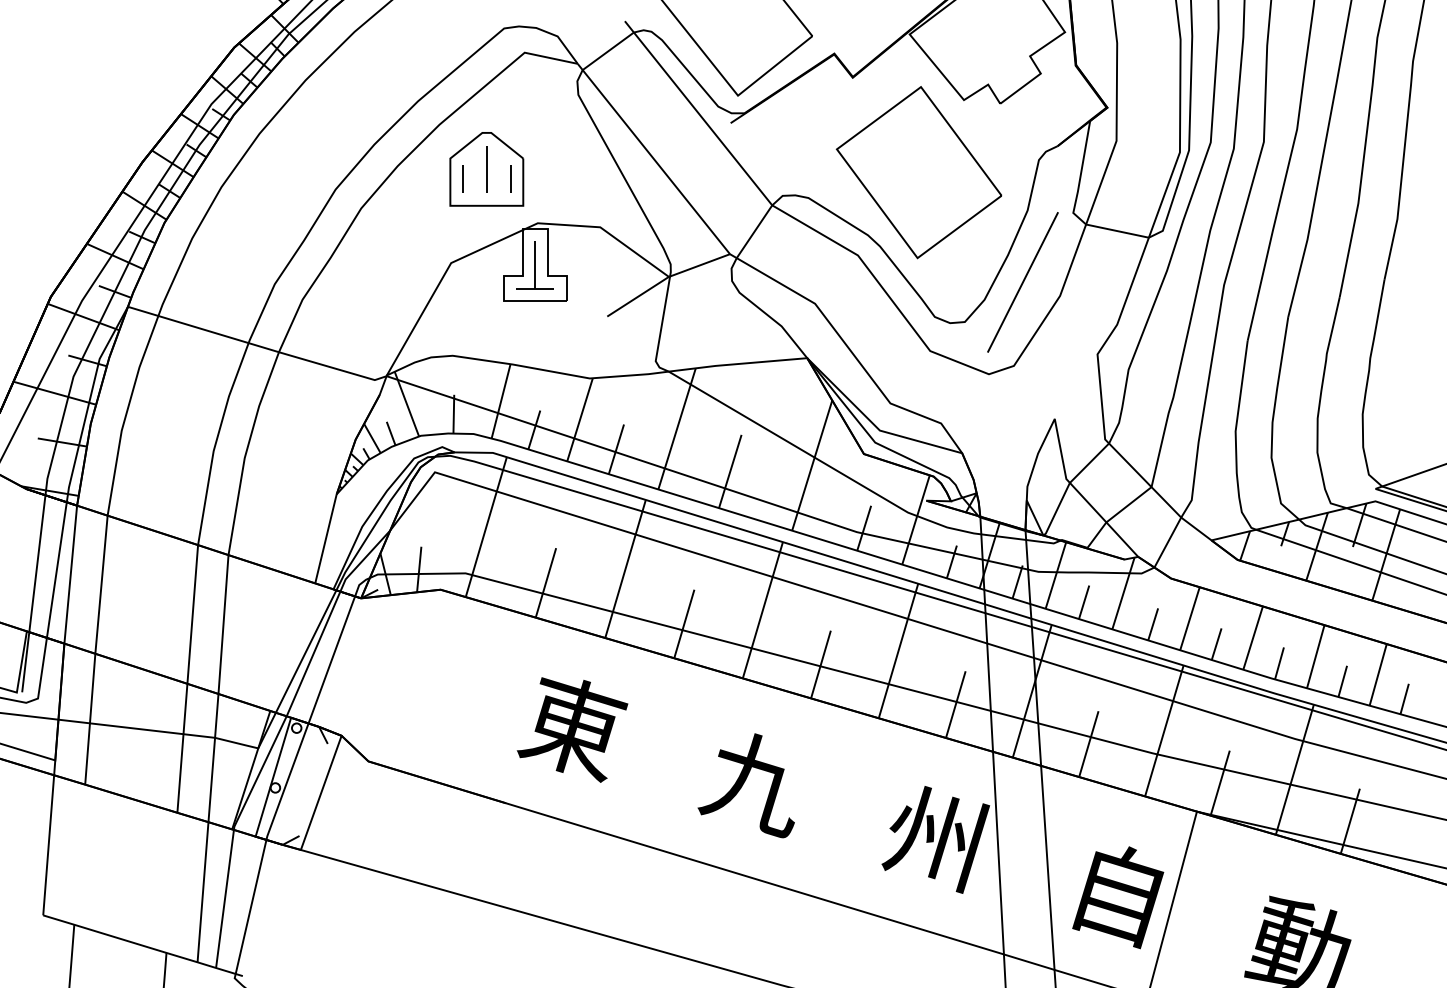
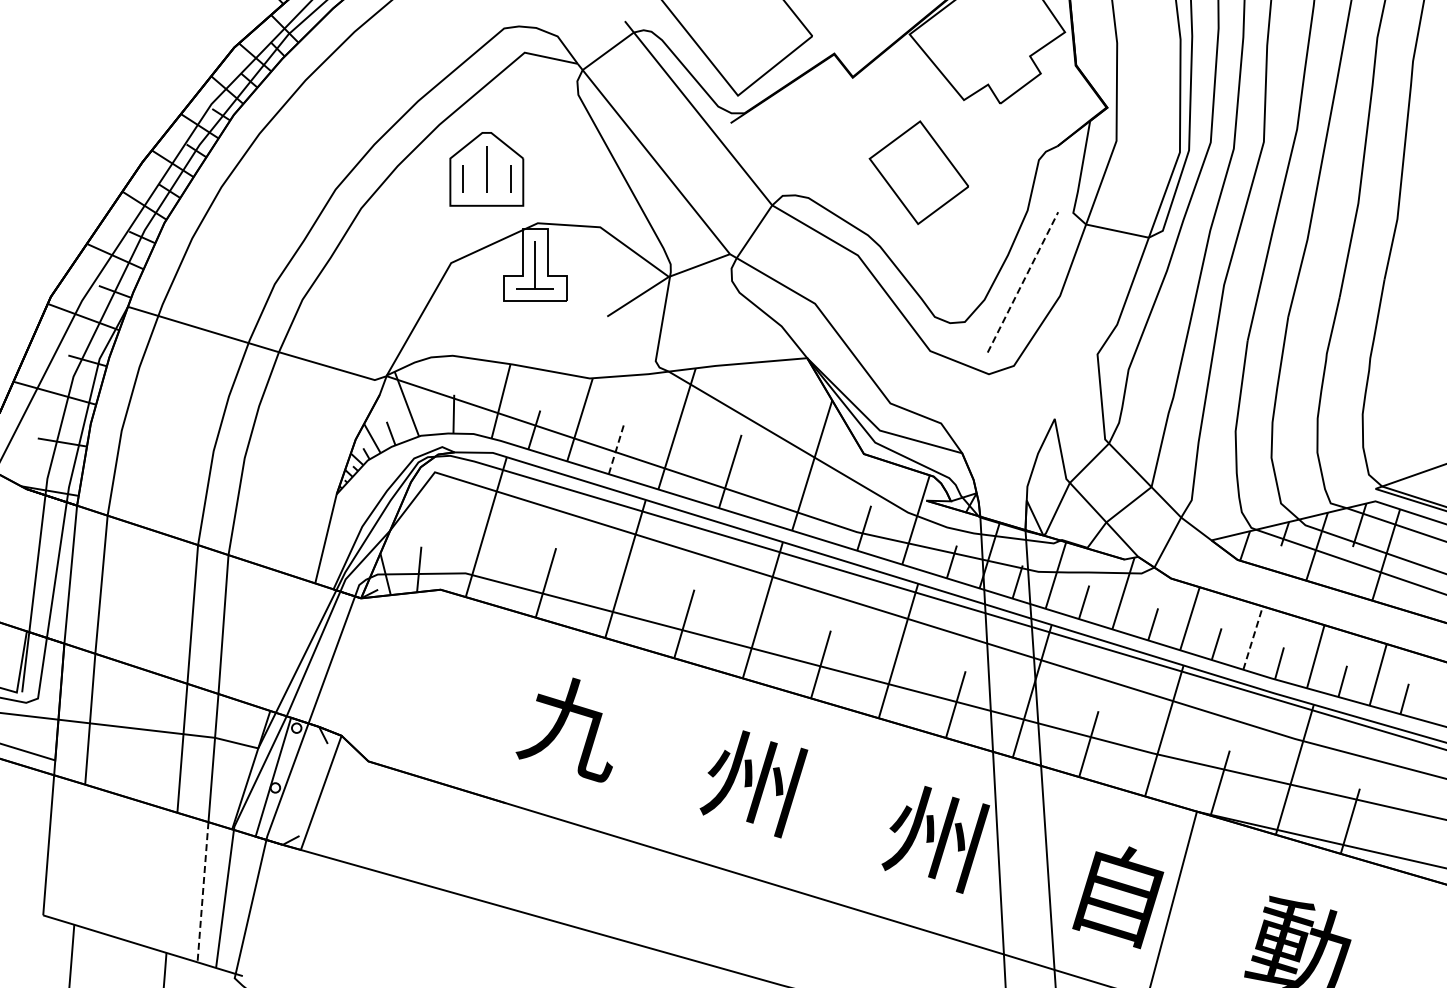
part size: 168x174 px -> 101x105 px (918, 172)
line: solid -> dashed (1022, 282)
line: solid -> dashed (616, 449)
line: solid -> dashed (1253, 637)
text: 東 -> 九 (571, 729)
text: 九 -> 州 (752, 784)
line: solid -> dashed (202, 892)
